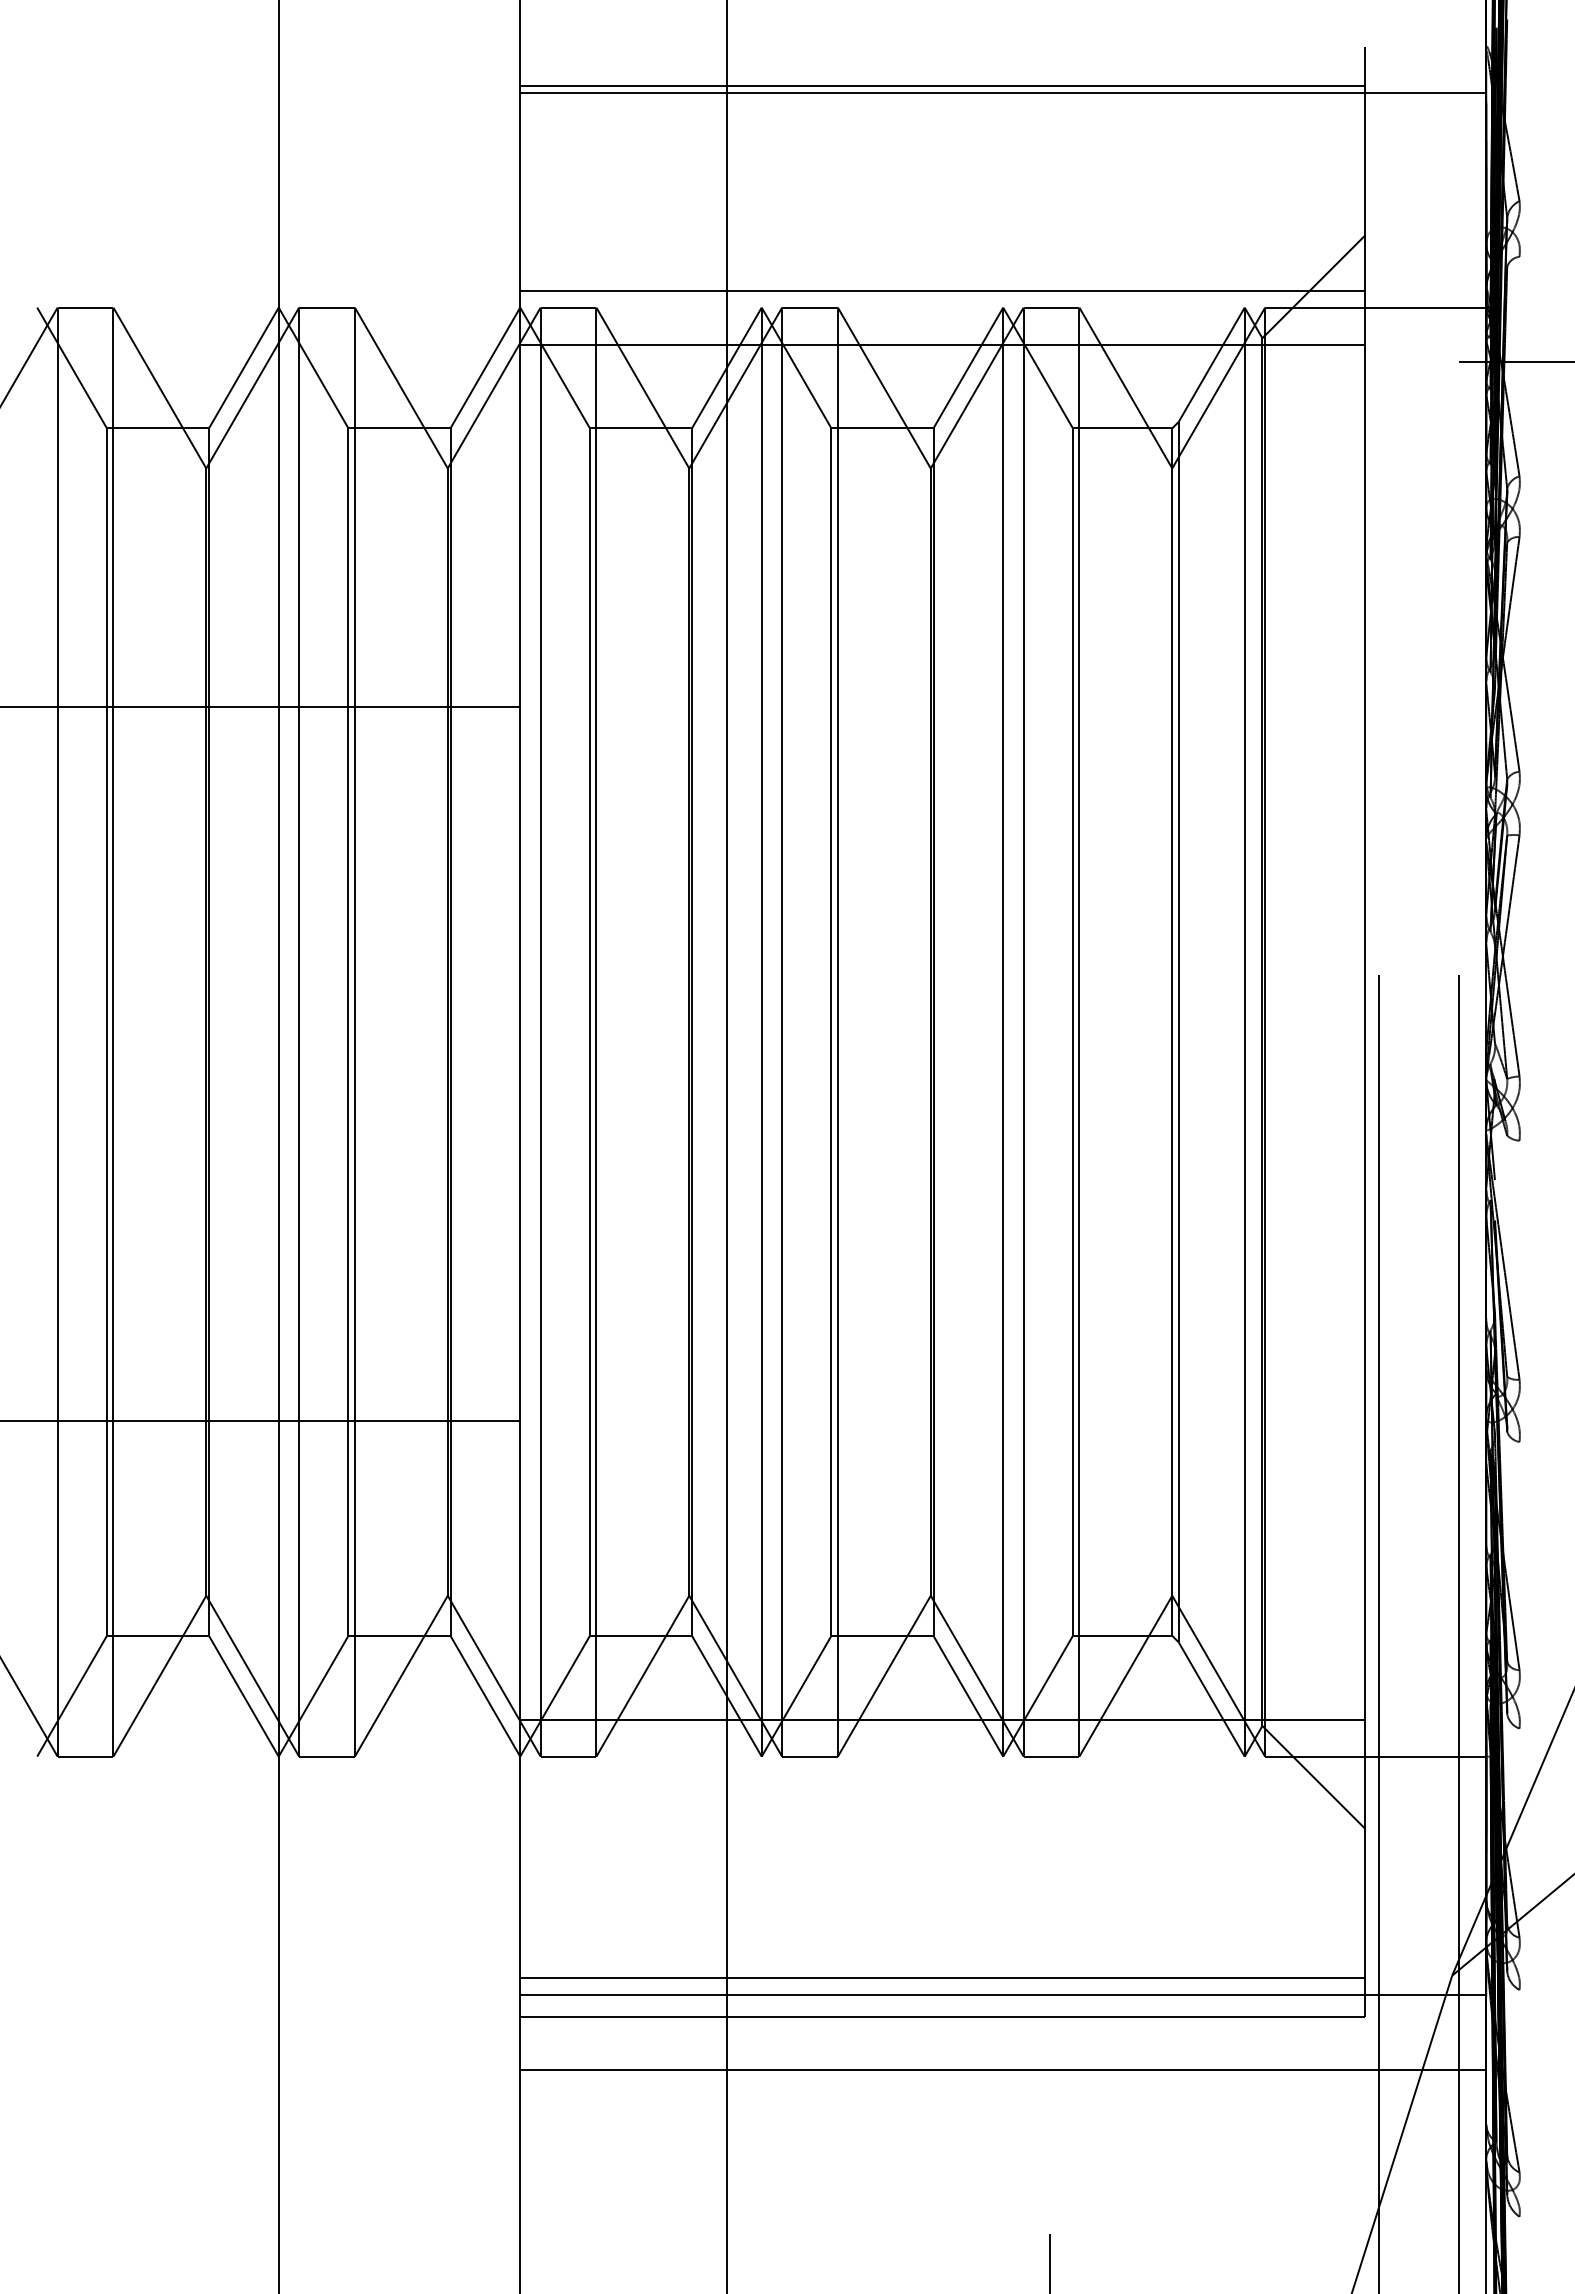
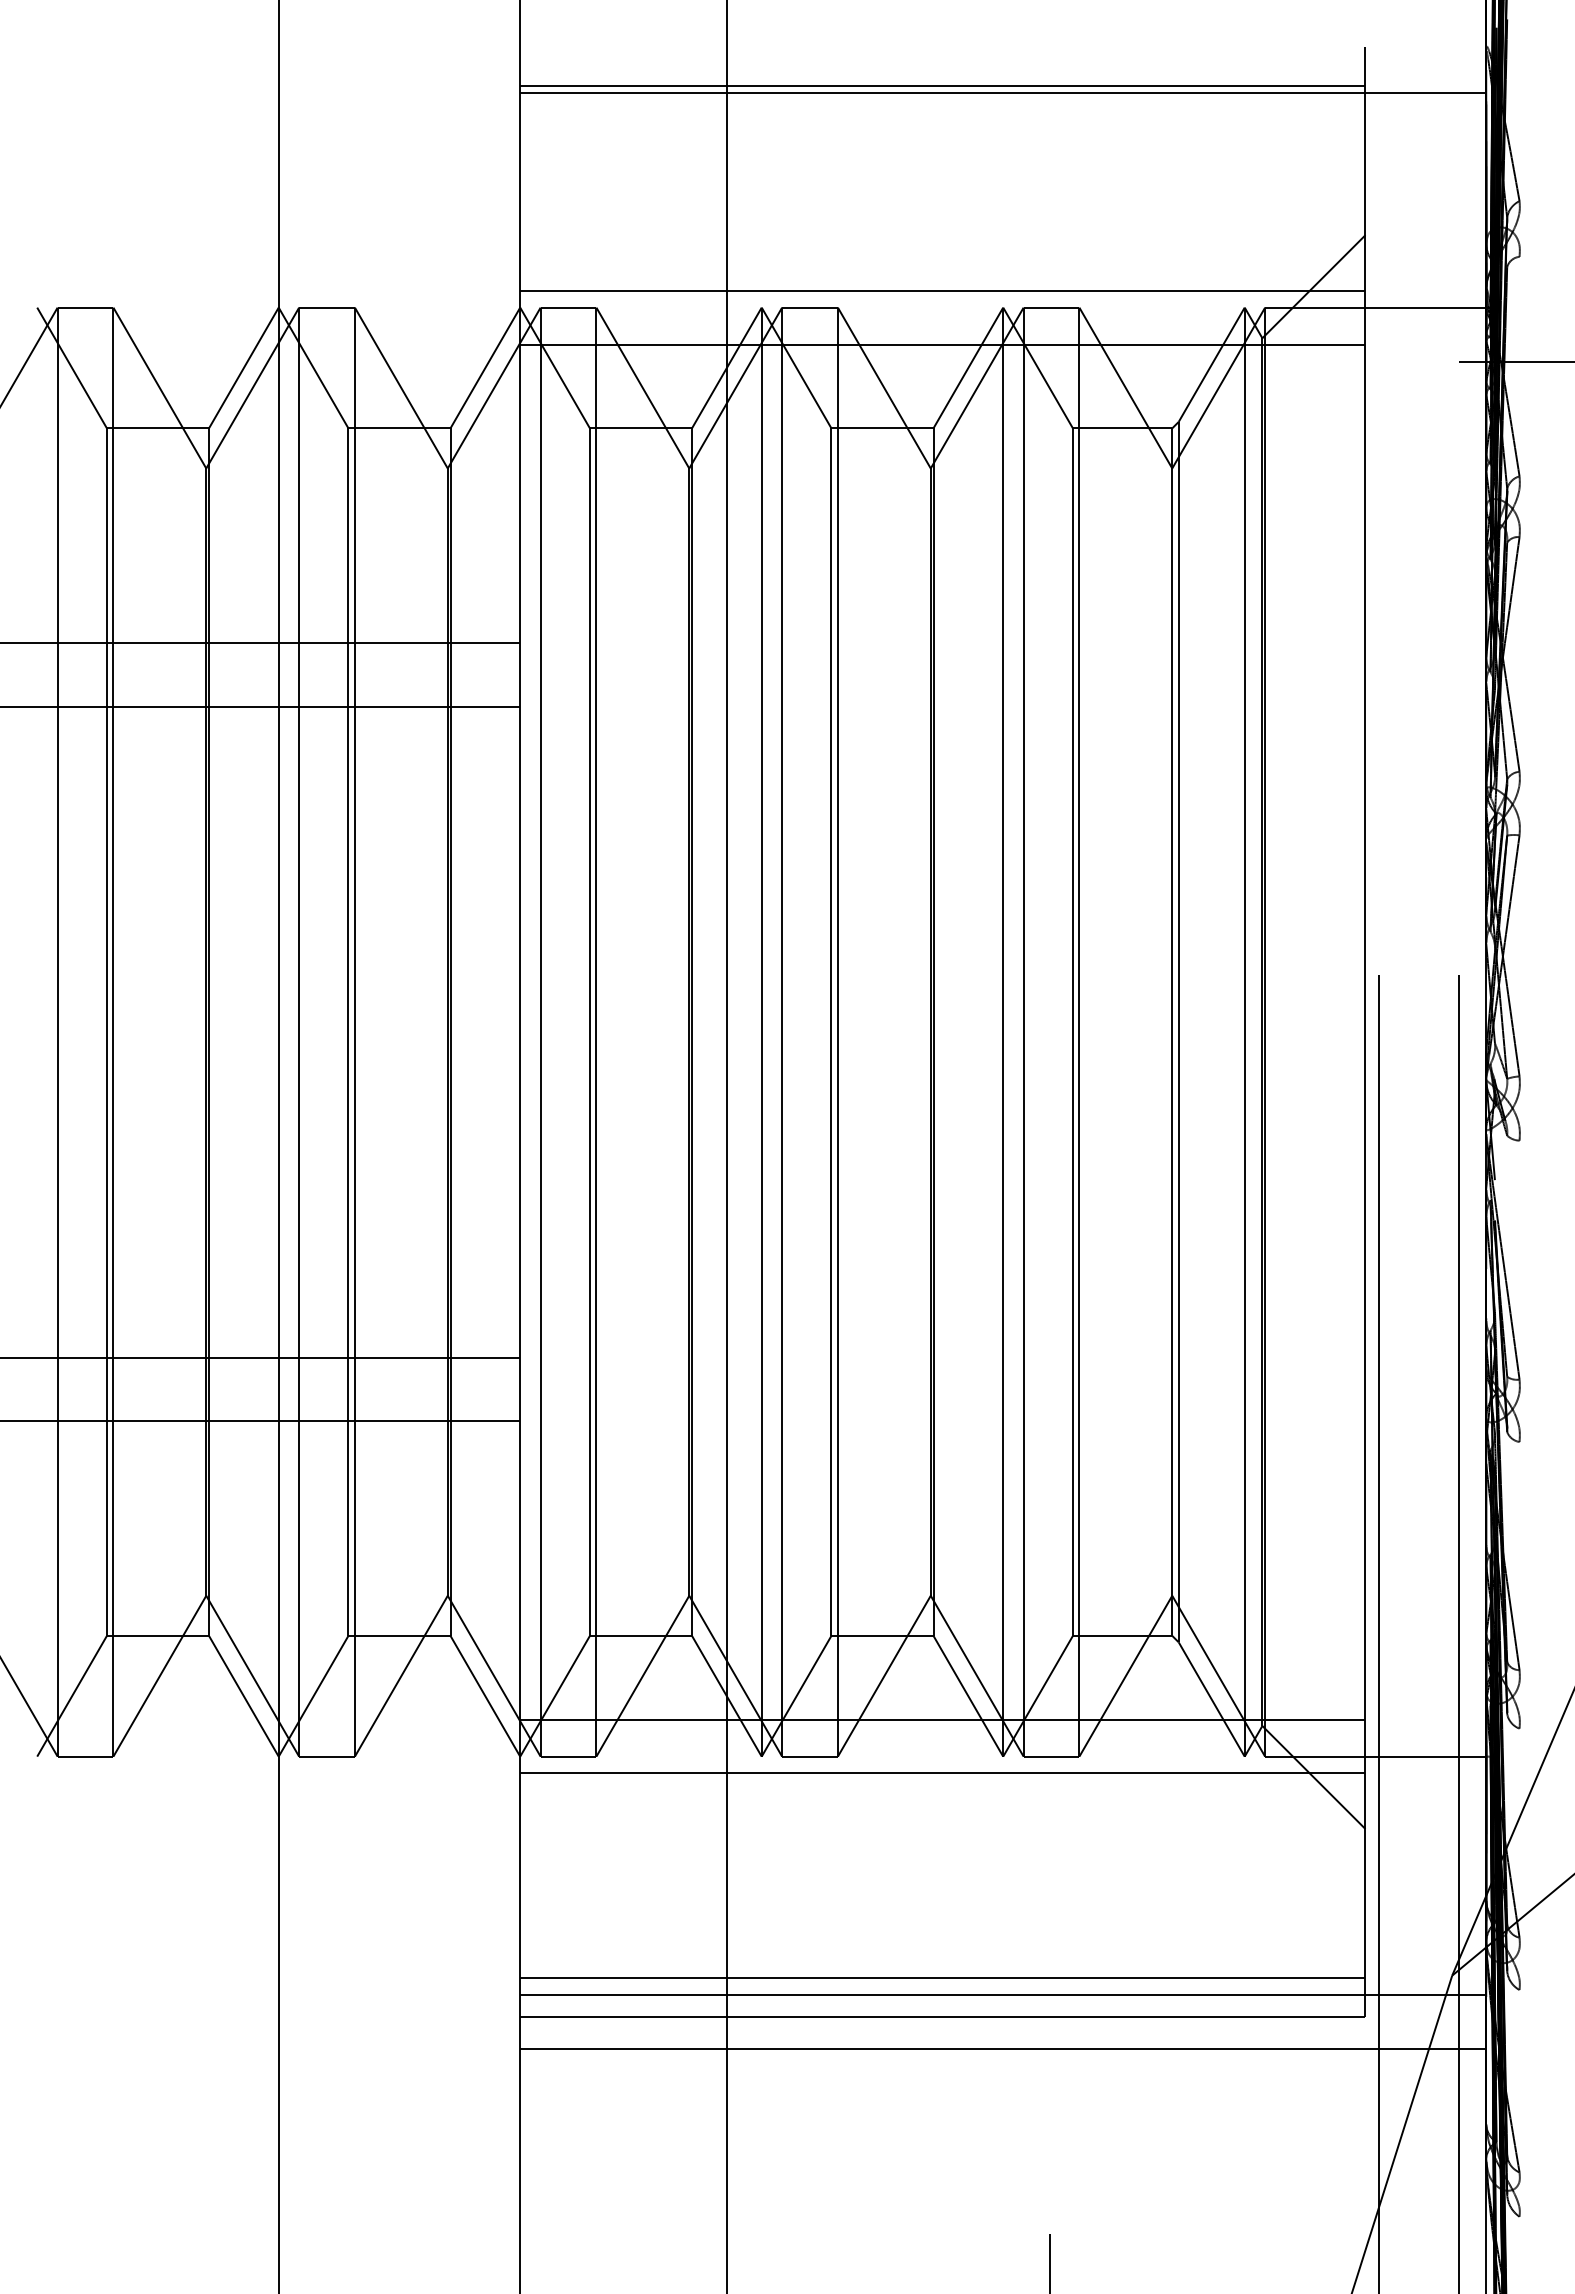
line: none -> present (261, 643)
line: none -> present (261, 1357)
line: none -> present (942, 1772)
line position: (1003, 2069) -> (1003, 2048) (1003, 2048)
